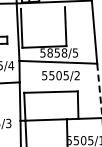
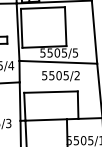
line: none -> present (42, 7)
text: 5858/5 -> 5505/5 (57, 52)
line: dashed -> solid (99, 88)
